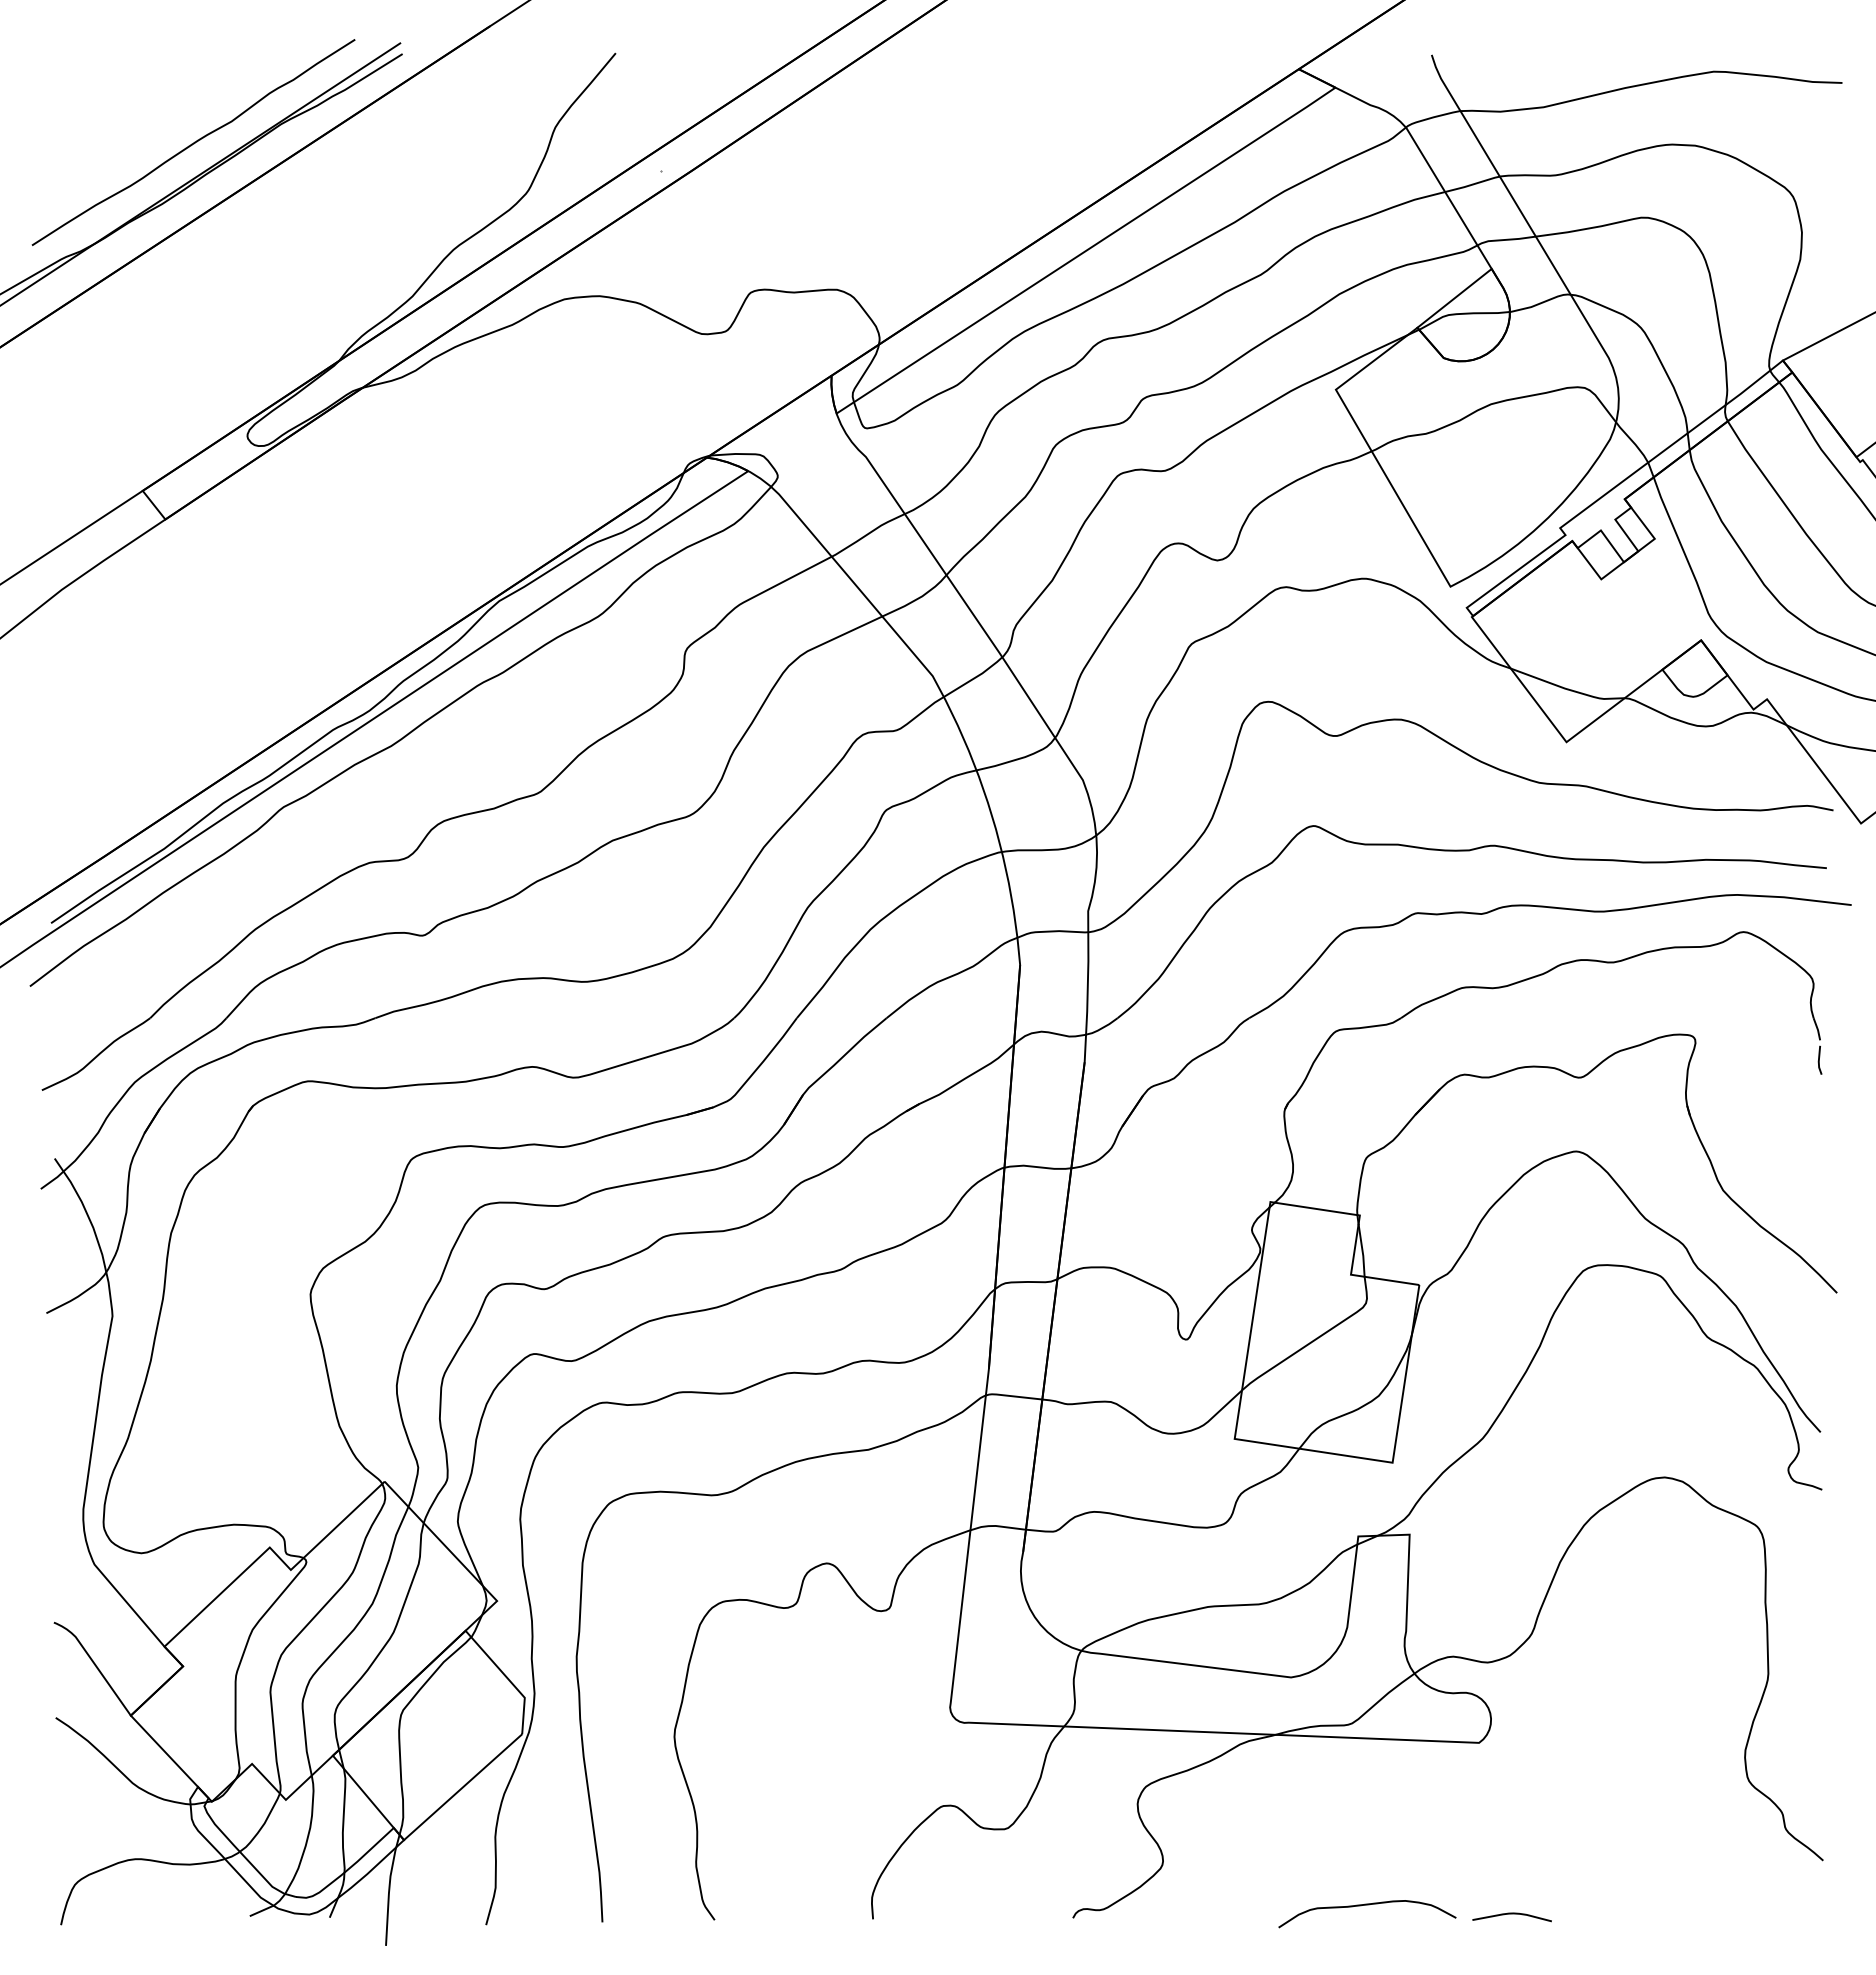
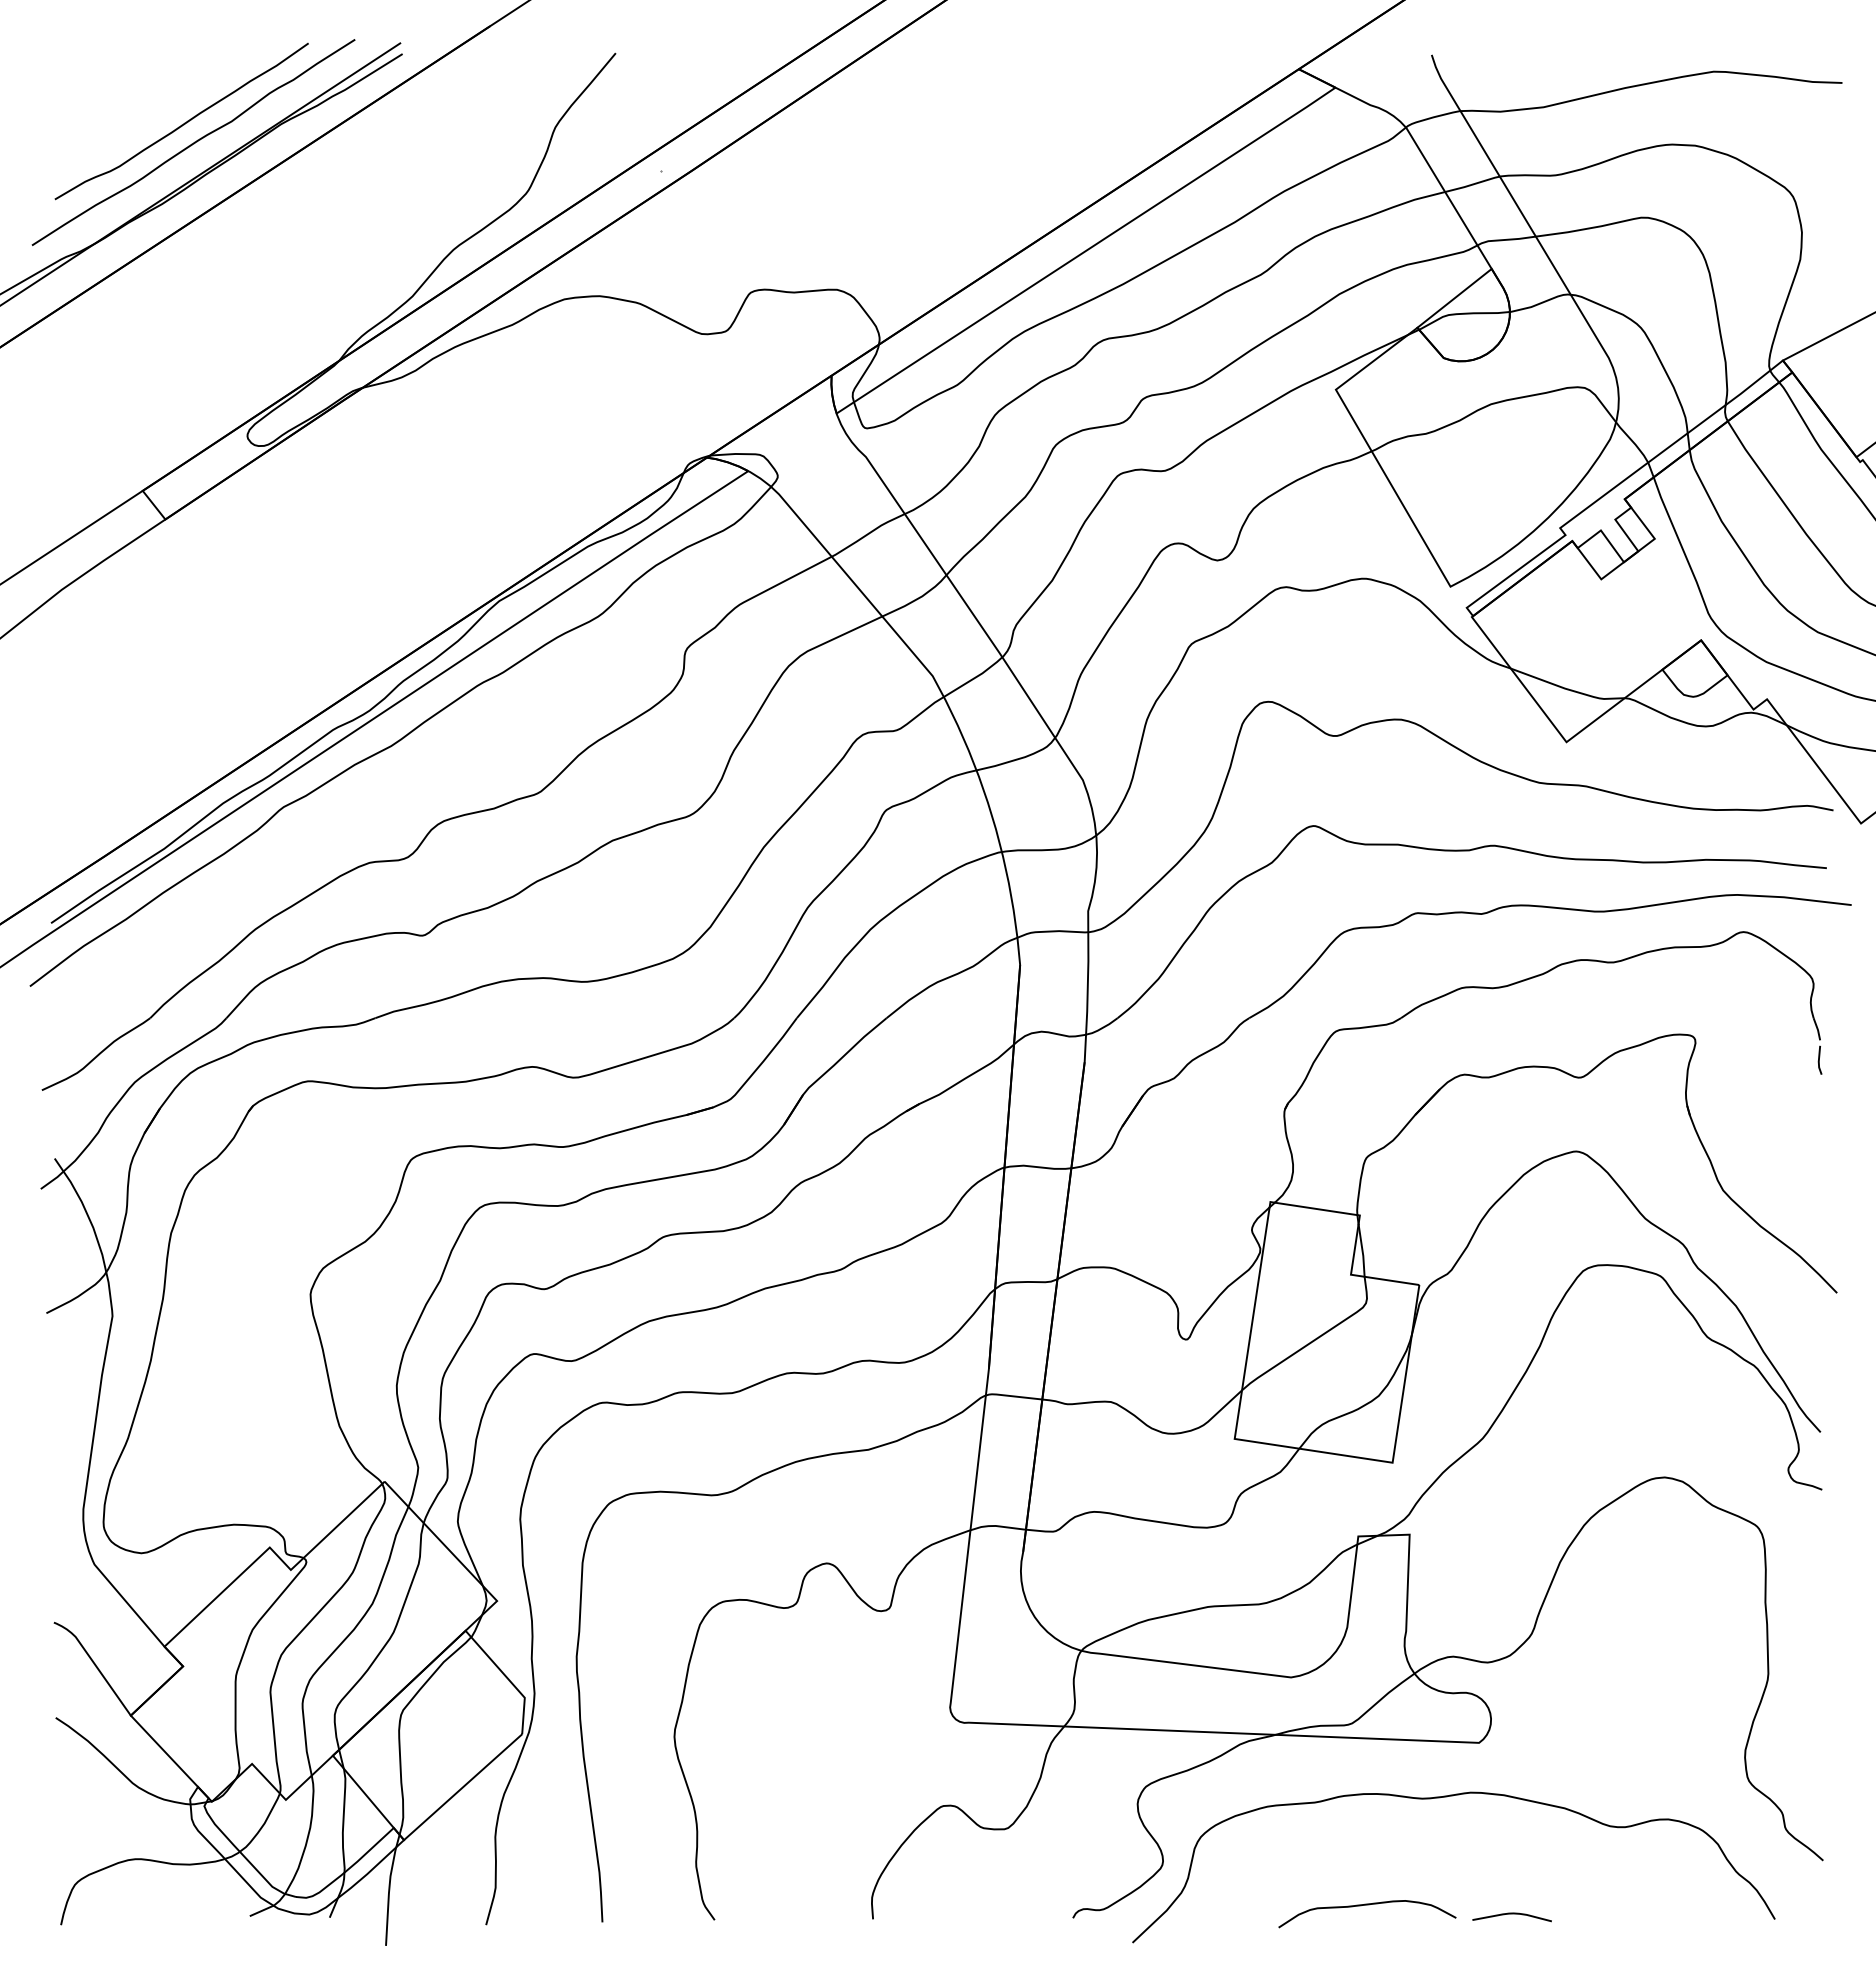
curve: none -> present (183, 123)
curve: none -> present (1440, 1798)
